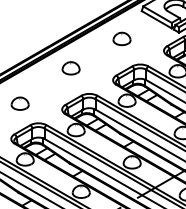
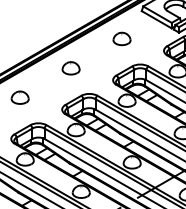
part position: (19, 103) -> (19, 97) (19, 97)
